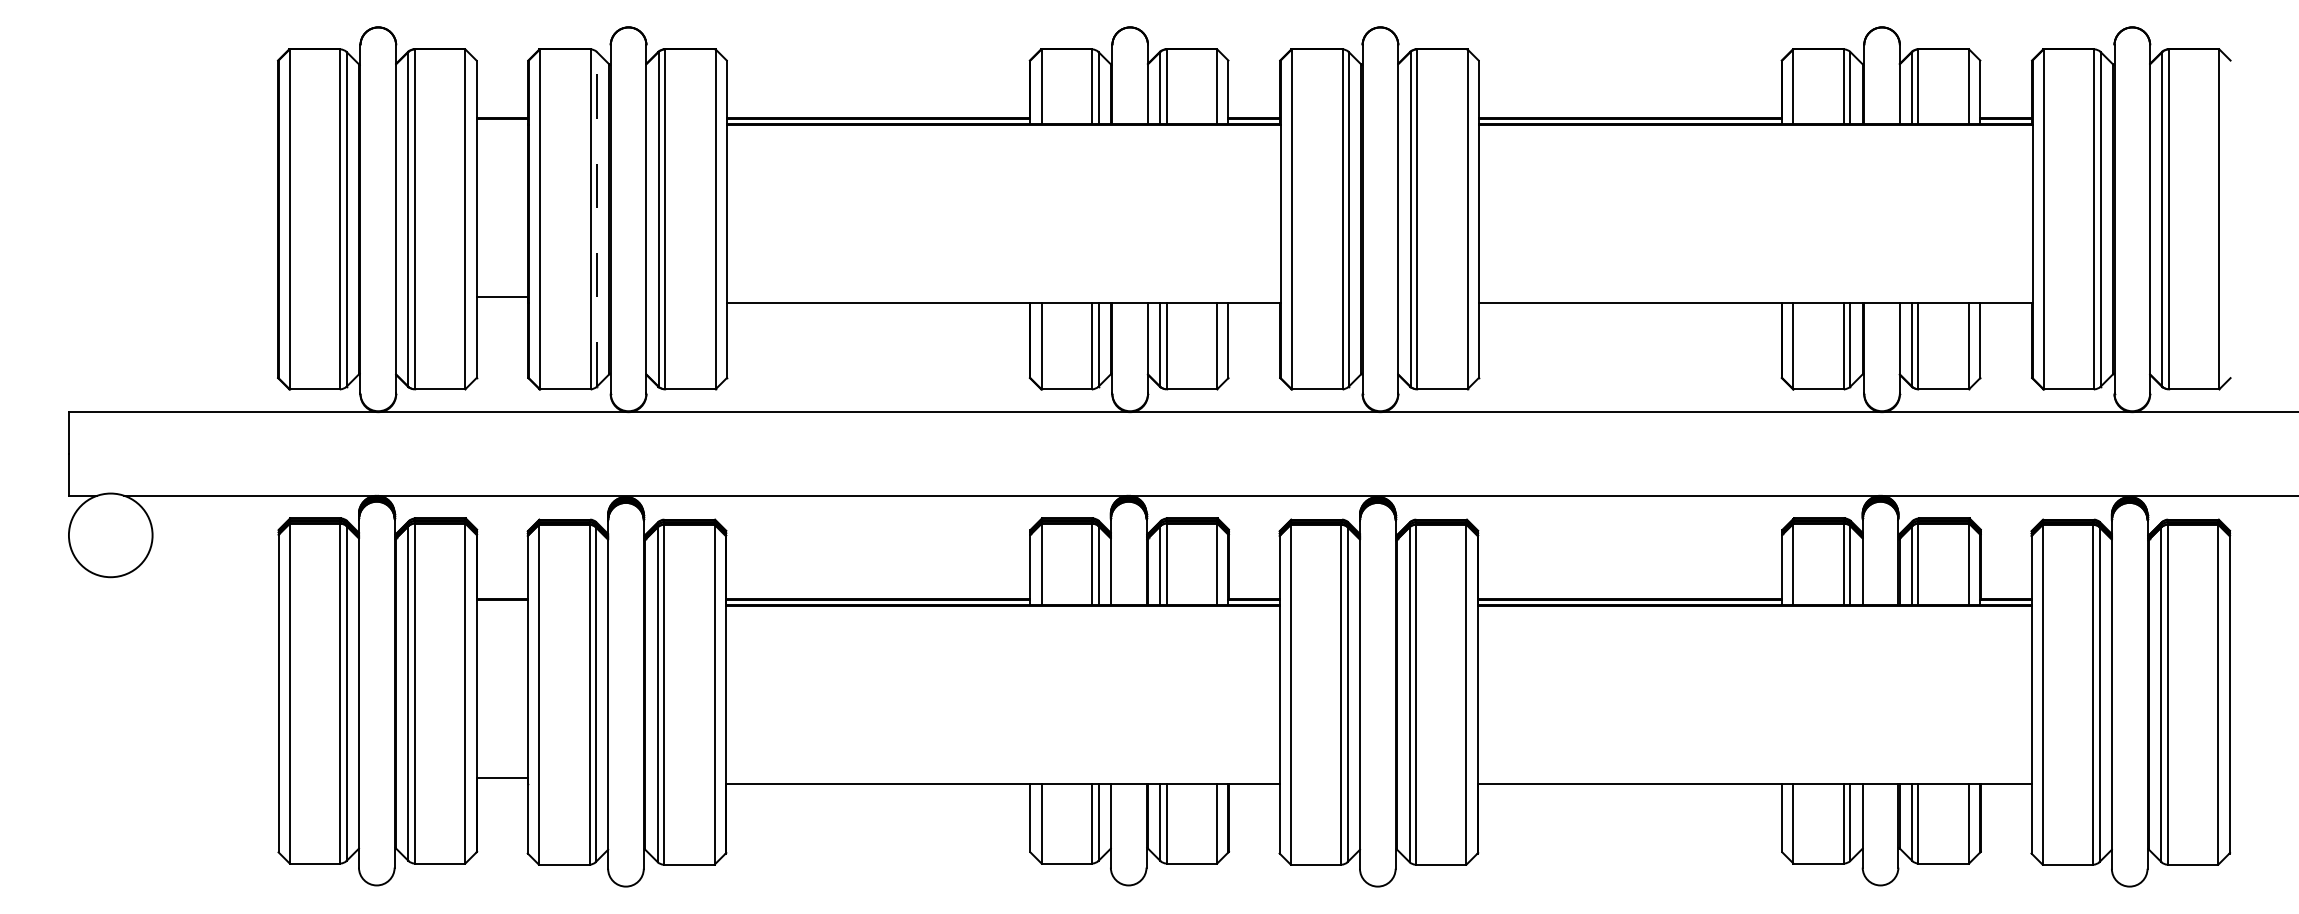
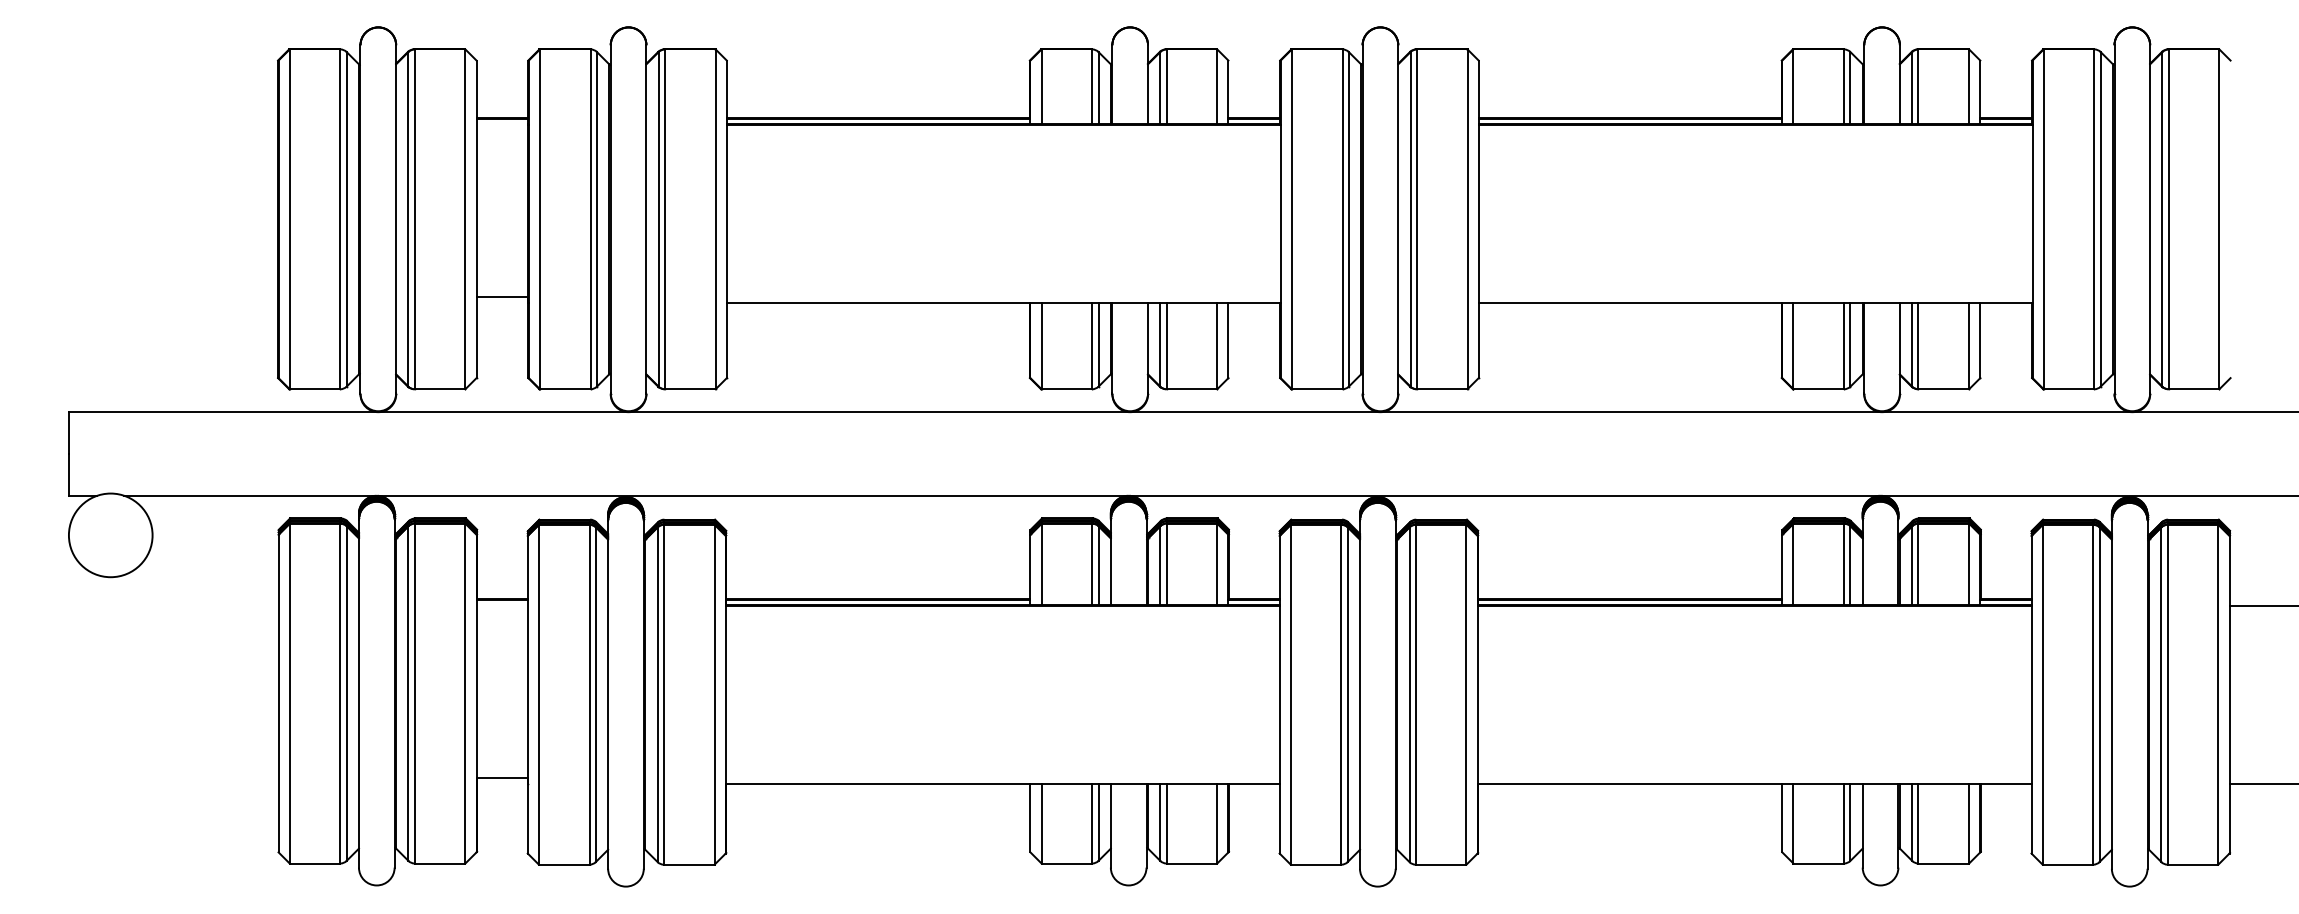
line: dashed -> solid (596, 218)
line: none -> present (2262, 605)
line: none -> present (2262, 783)
